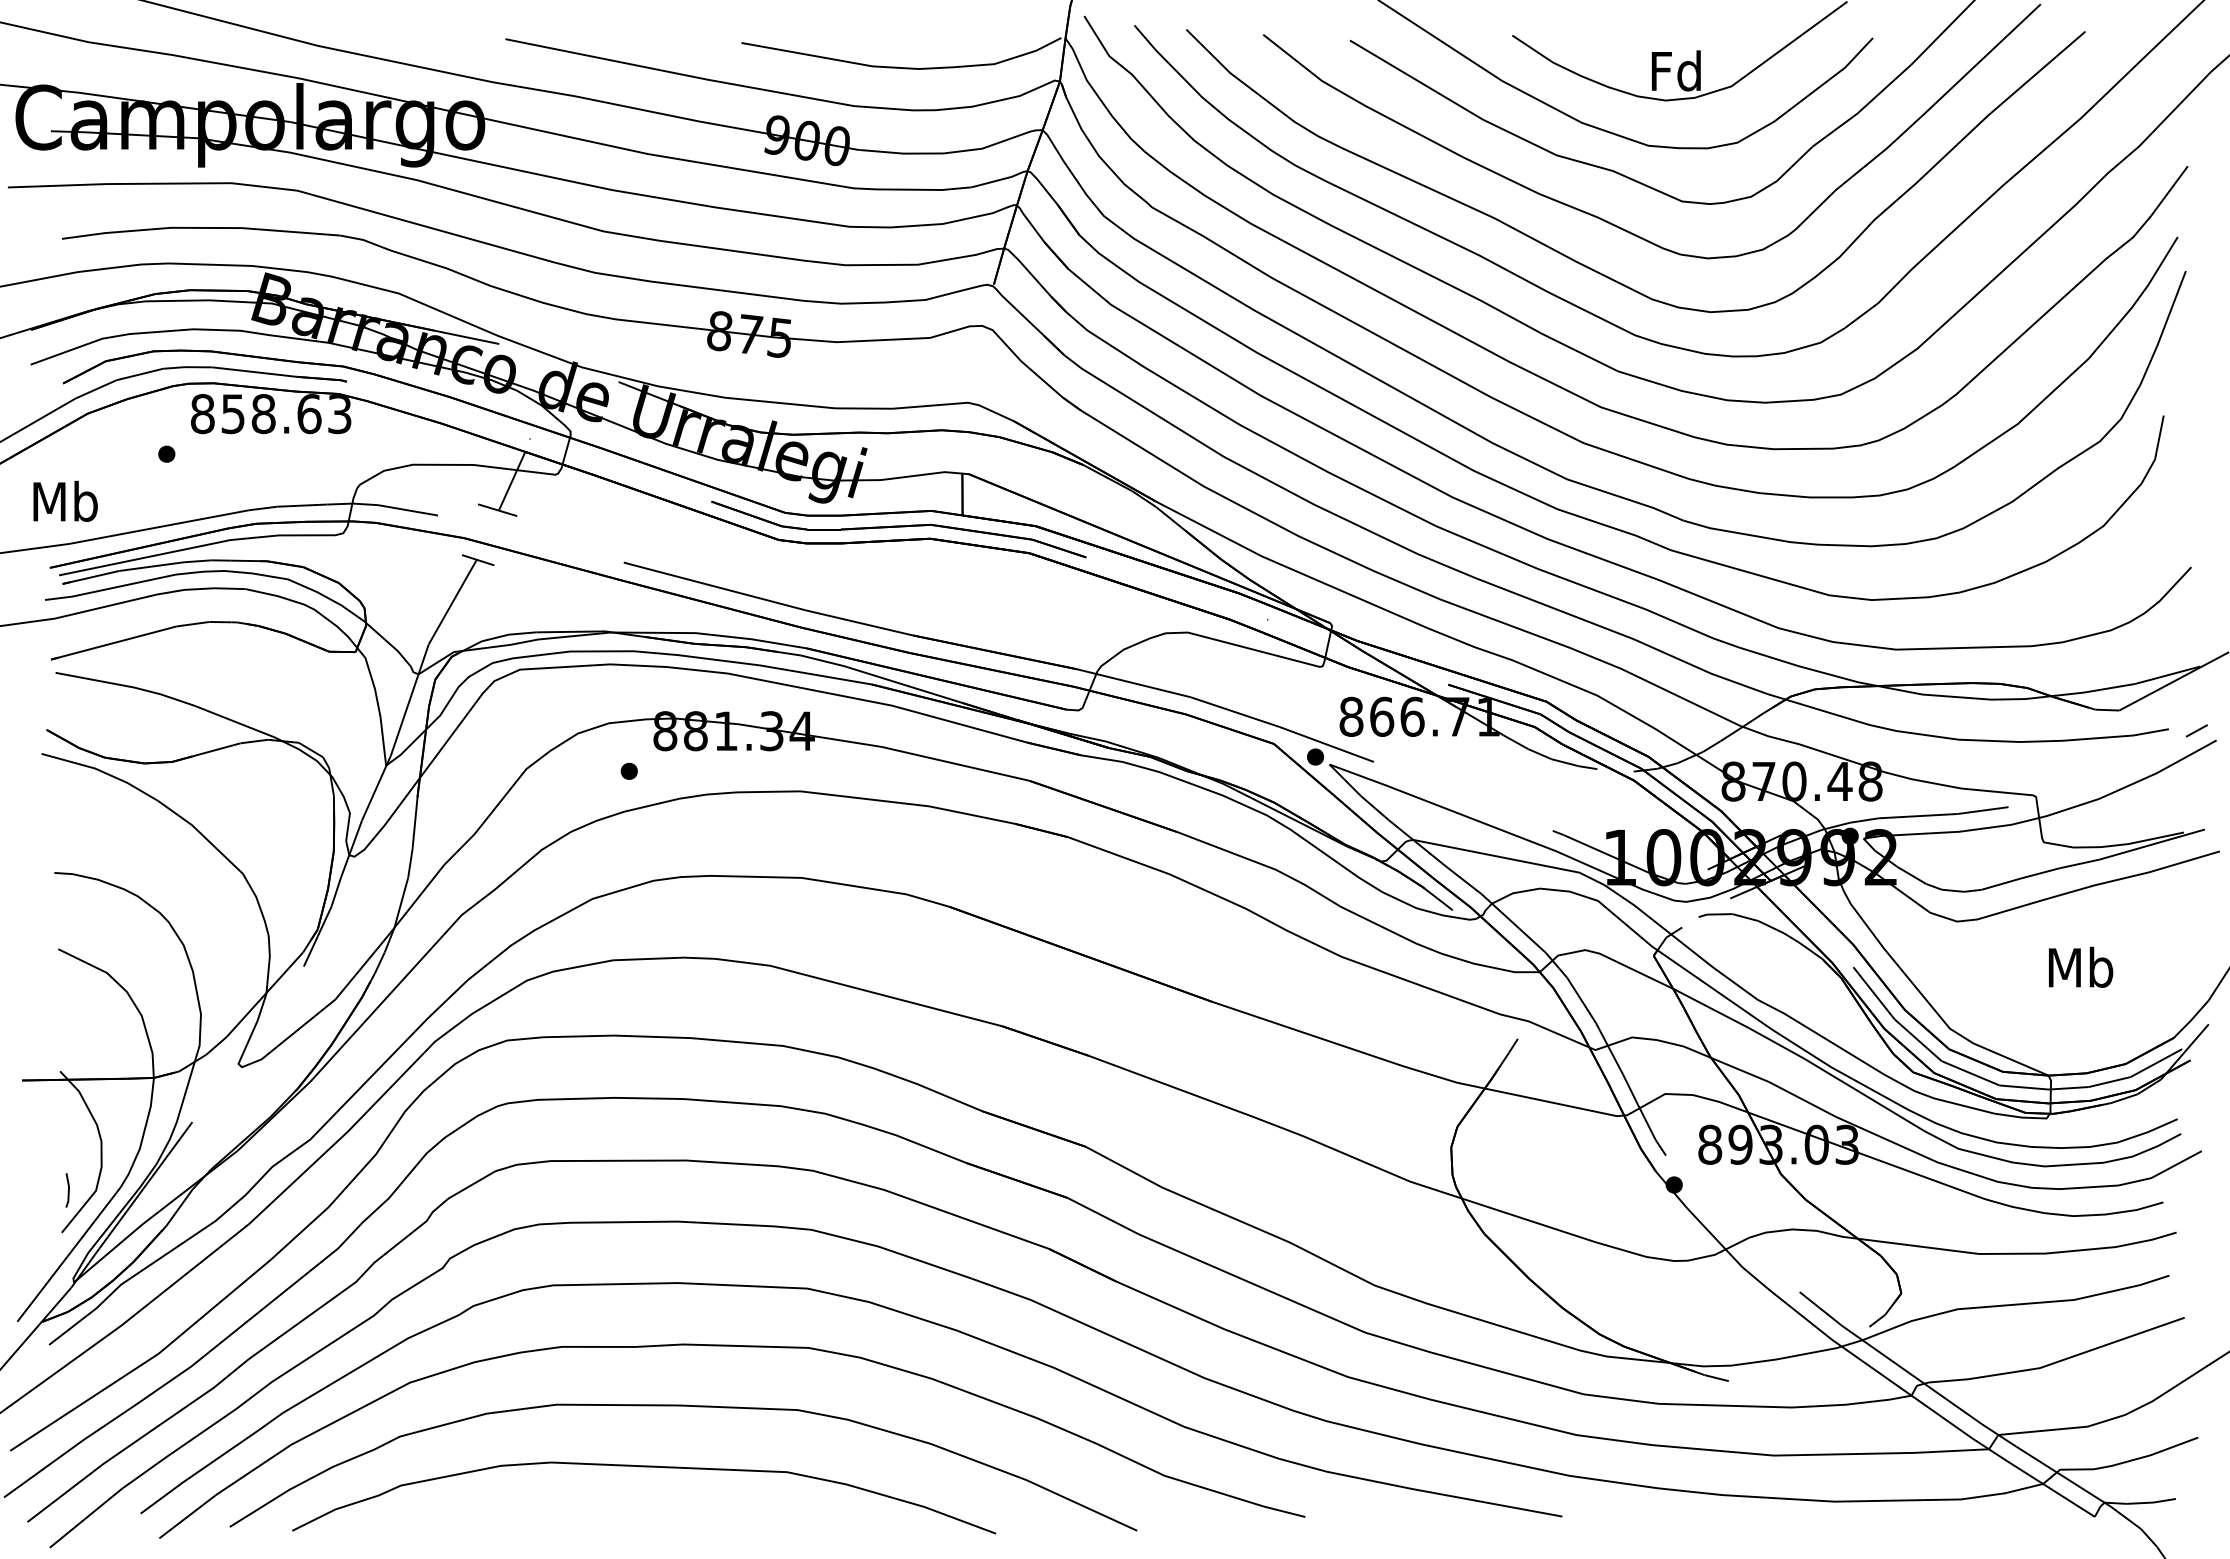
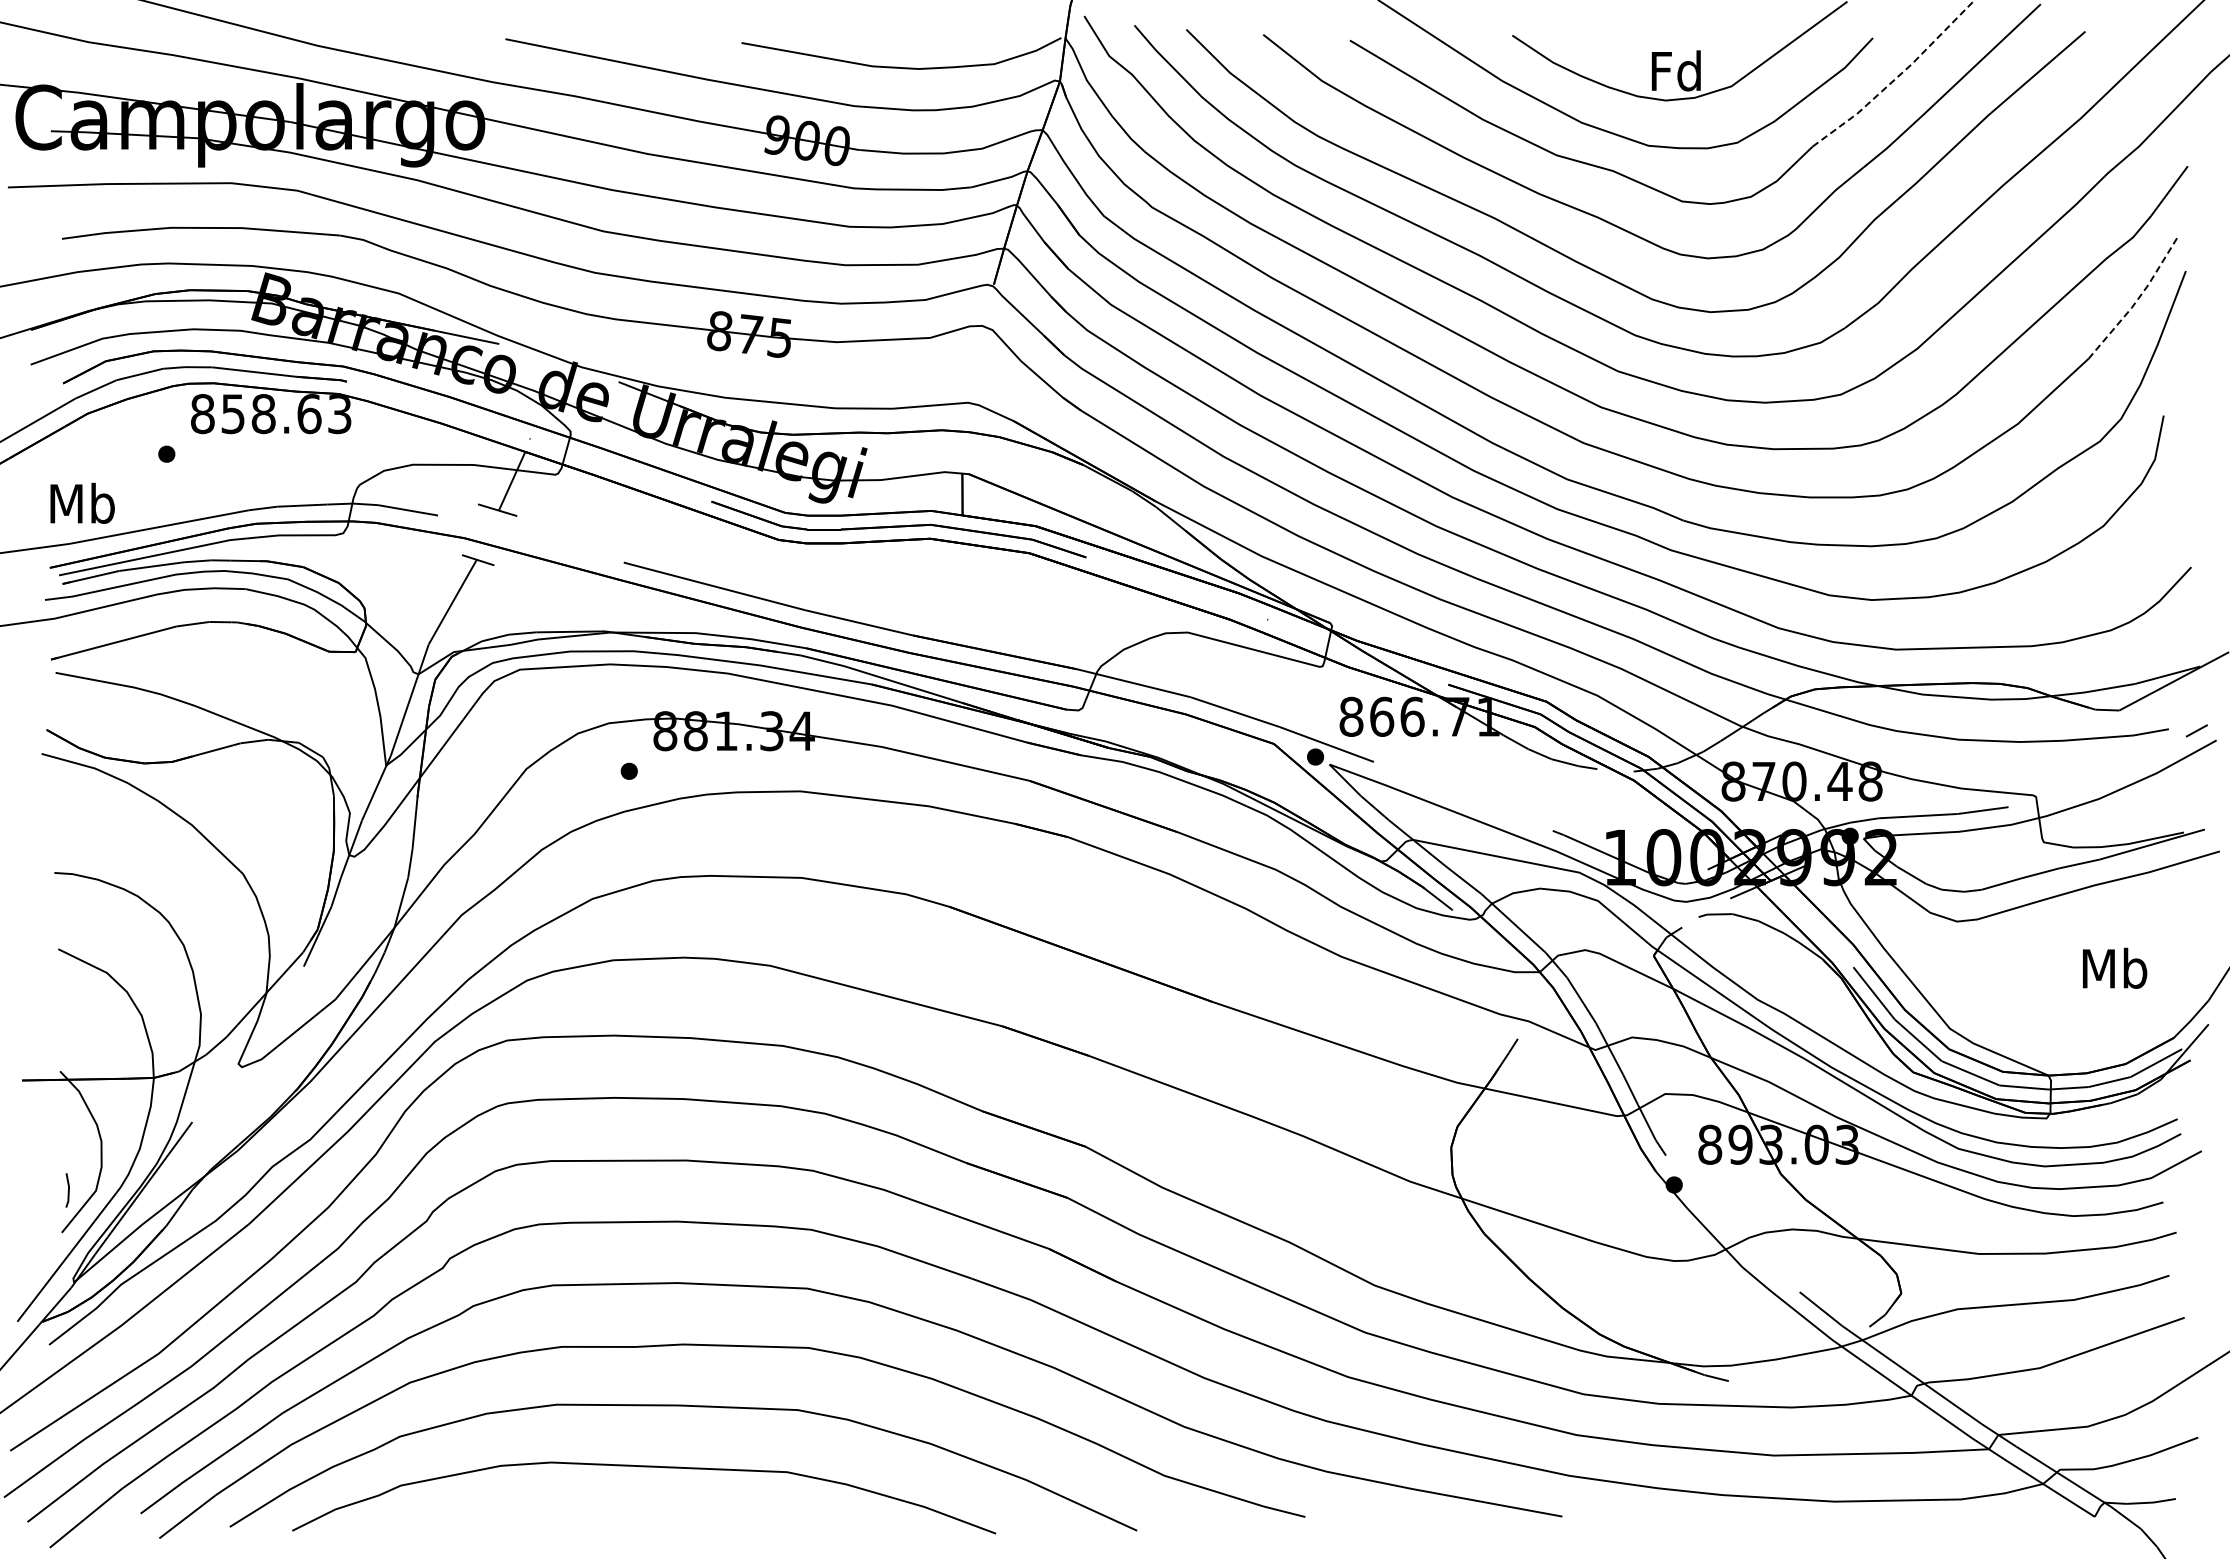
line: solid -> dashed (1897, 77)
line: solid -> dashed (2137, 300)
text position: (65, 500) -> (82, 502) (82, 502)
text position: (2081, 966) -> (2115, 967) (2115, 967)
